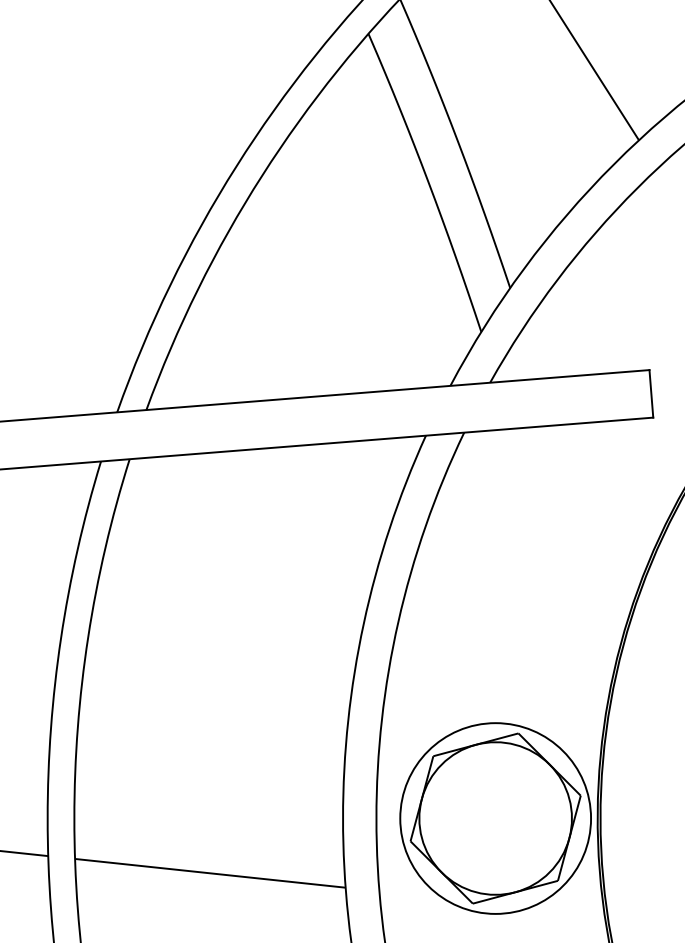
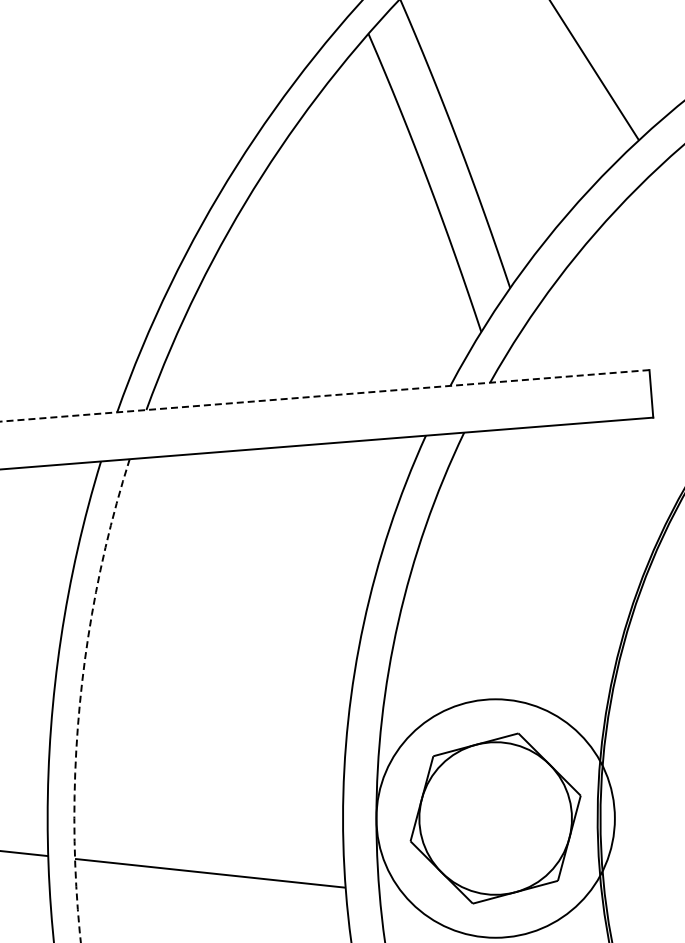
line: solid -> dashed (324, 395)
arc: solid -> dashed (80, 699)
circle diameter: 191 px -> 238 px (495, 818)
